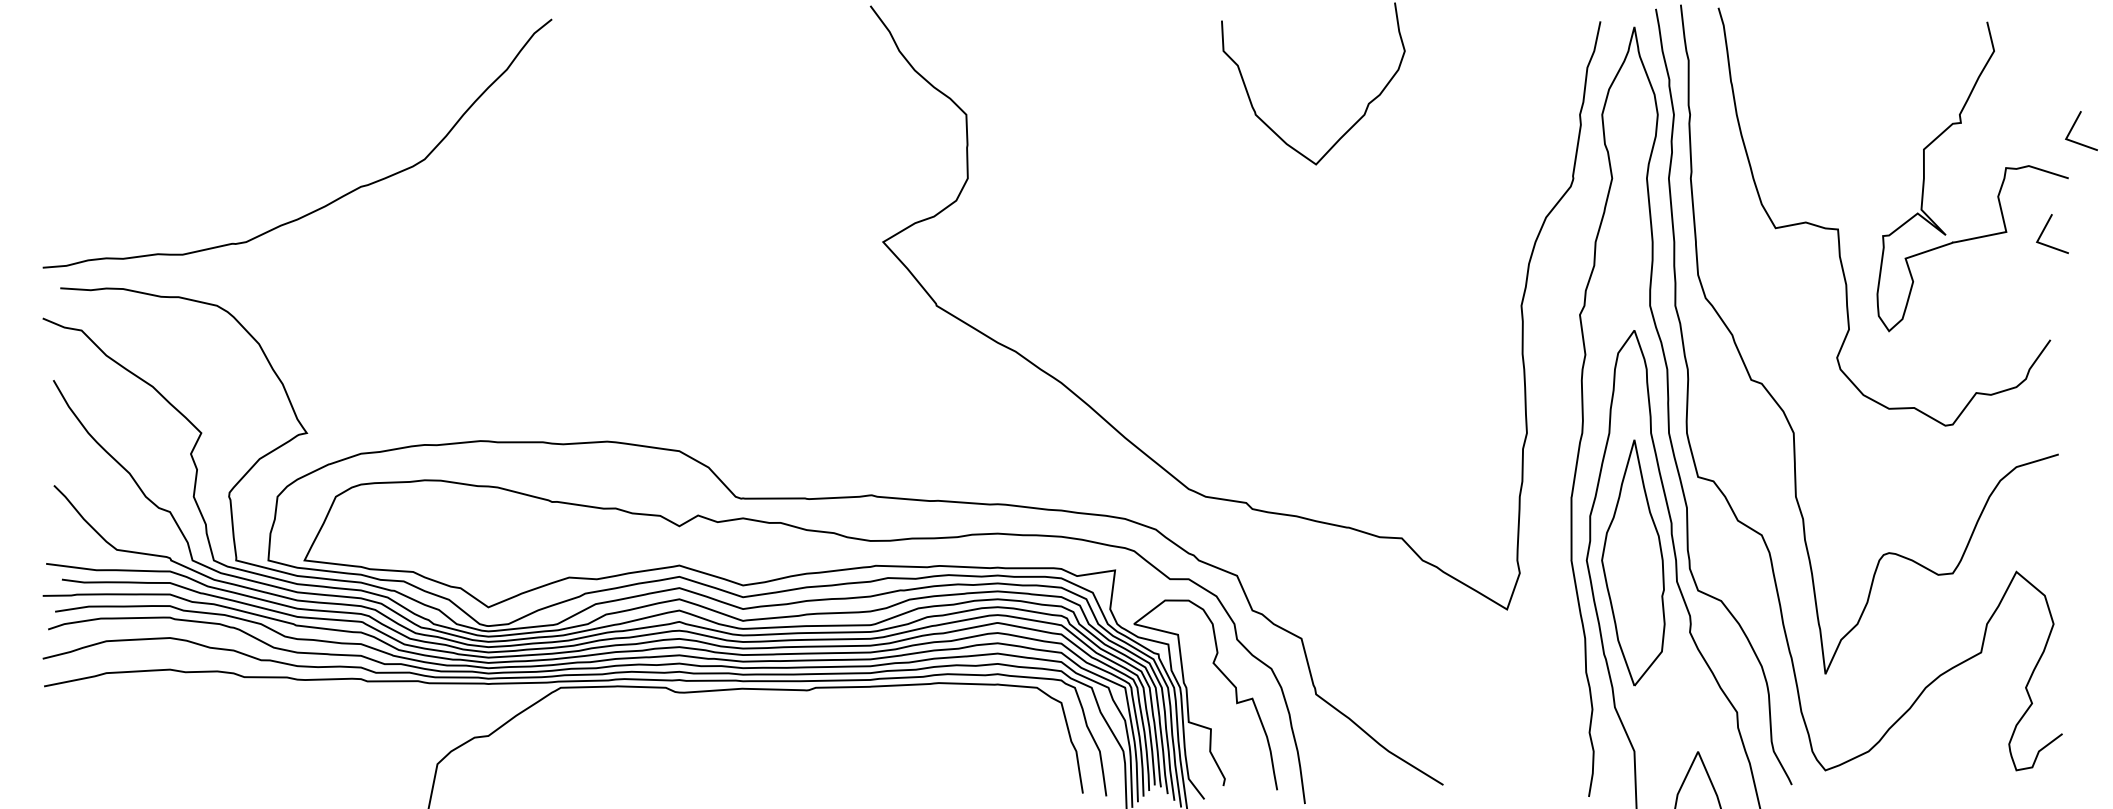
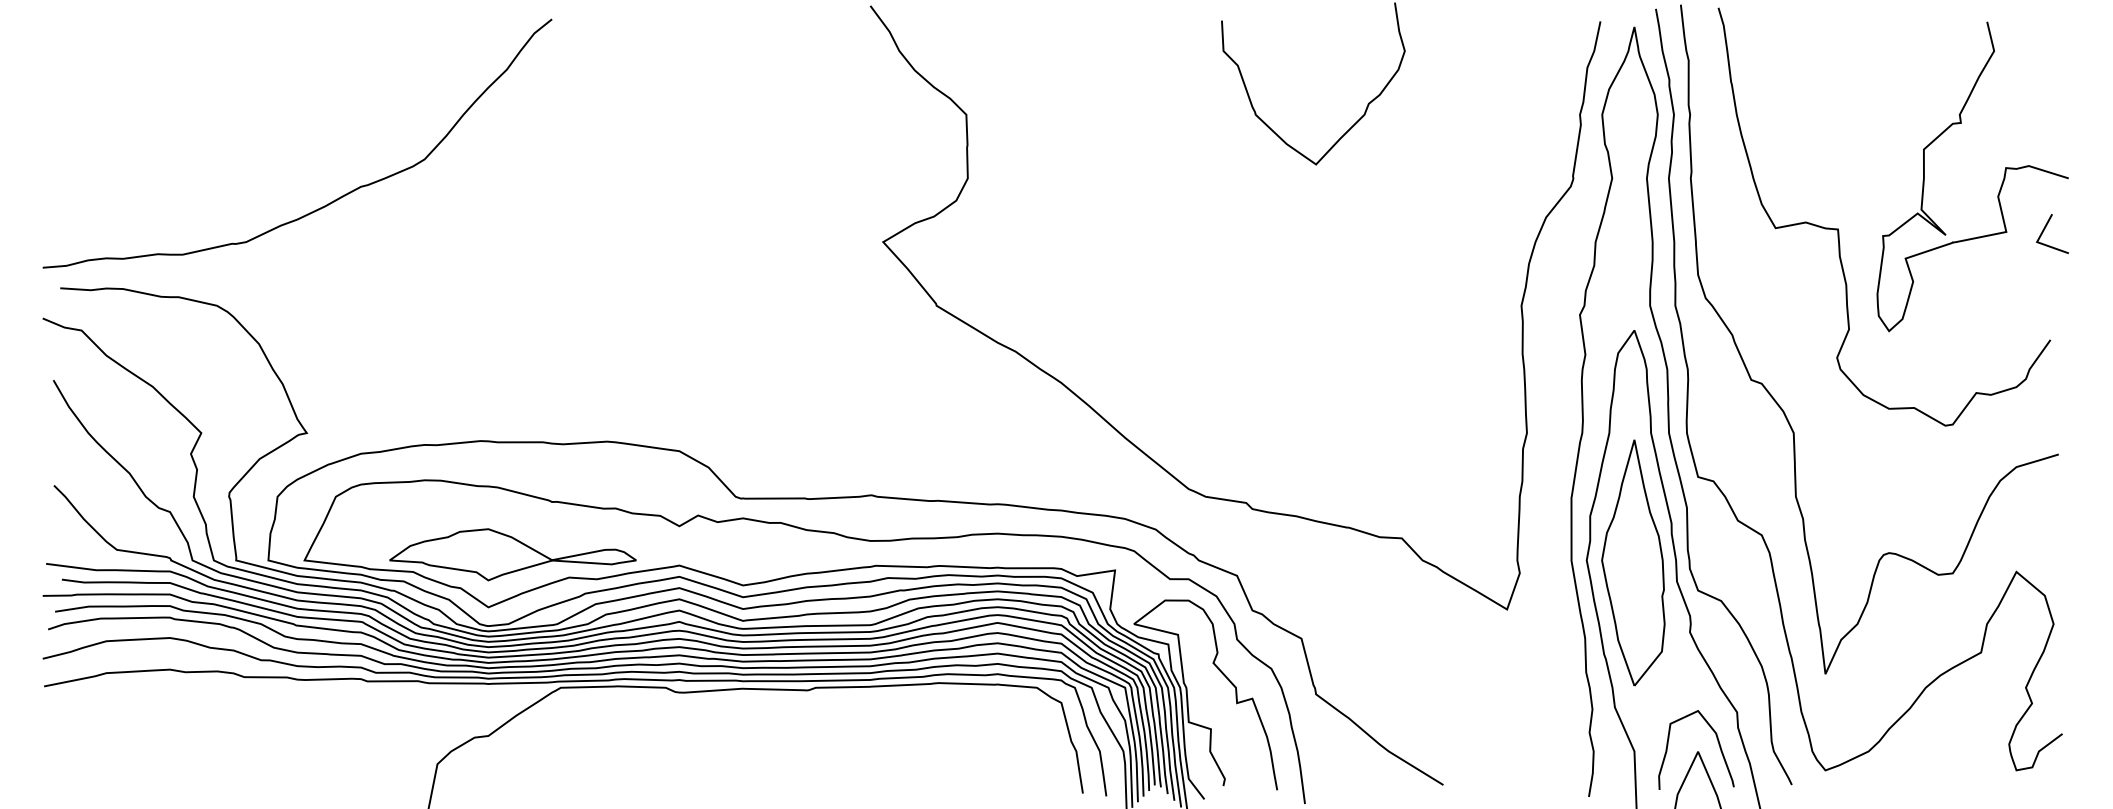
line: present -> none (2075, 124)
part: none -> present (512, 554)
curve: none -> present (1717, 741)
